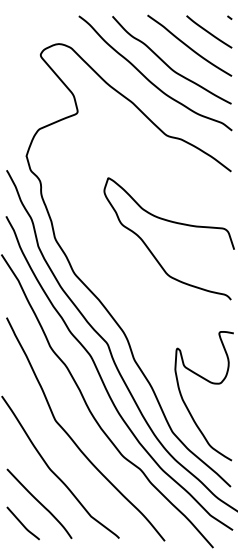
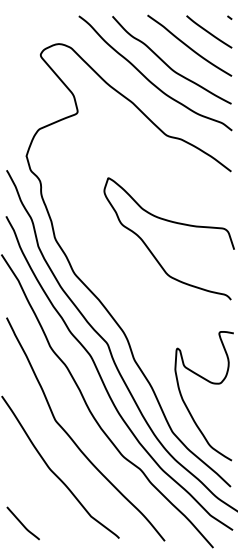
curve: present -> none (39, 503)
